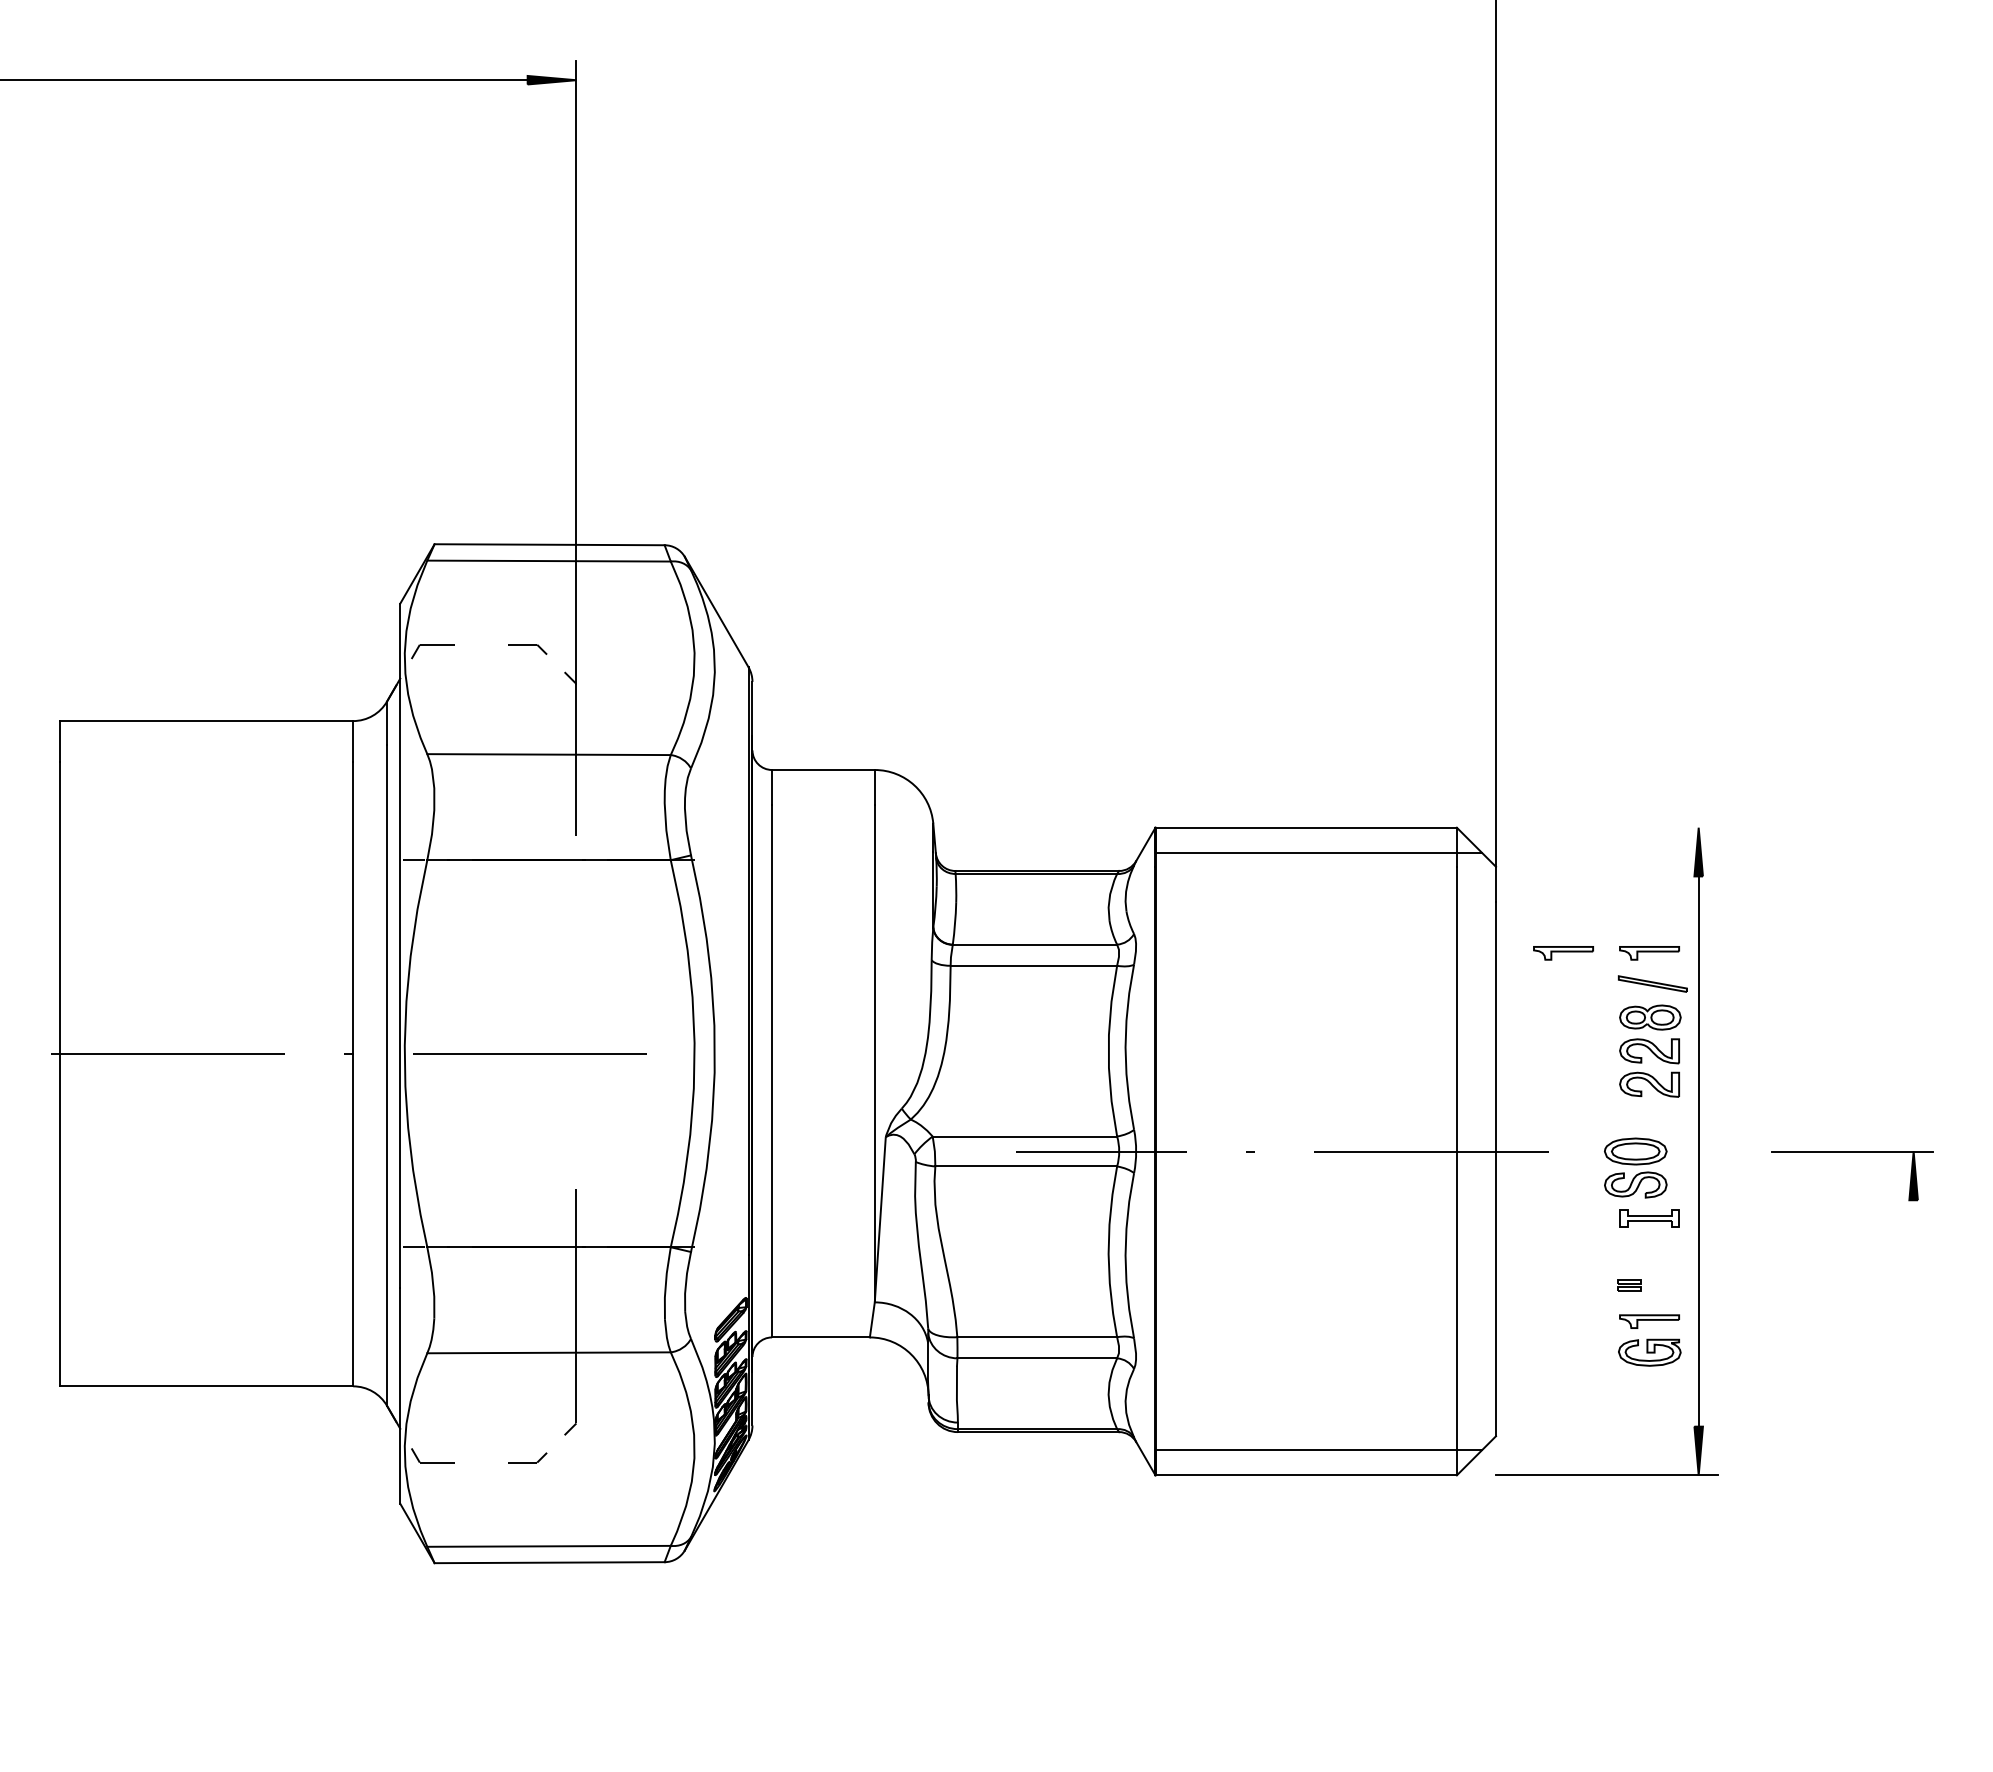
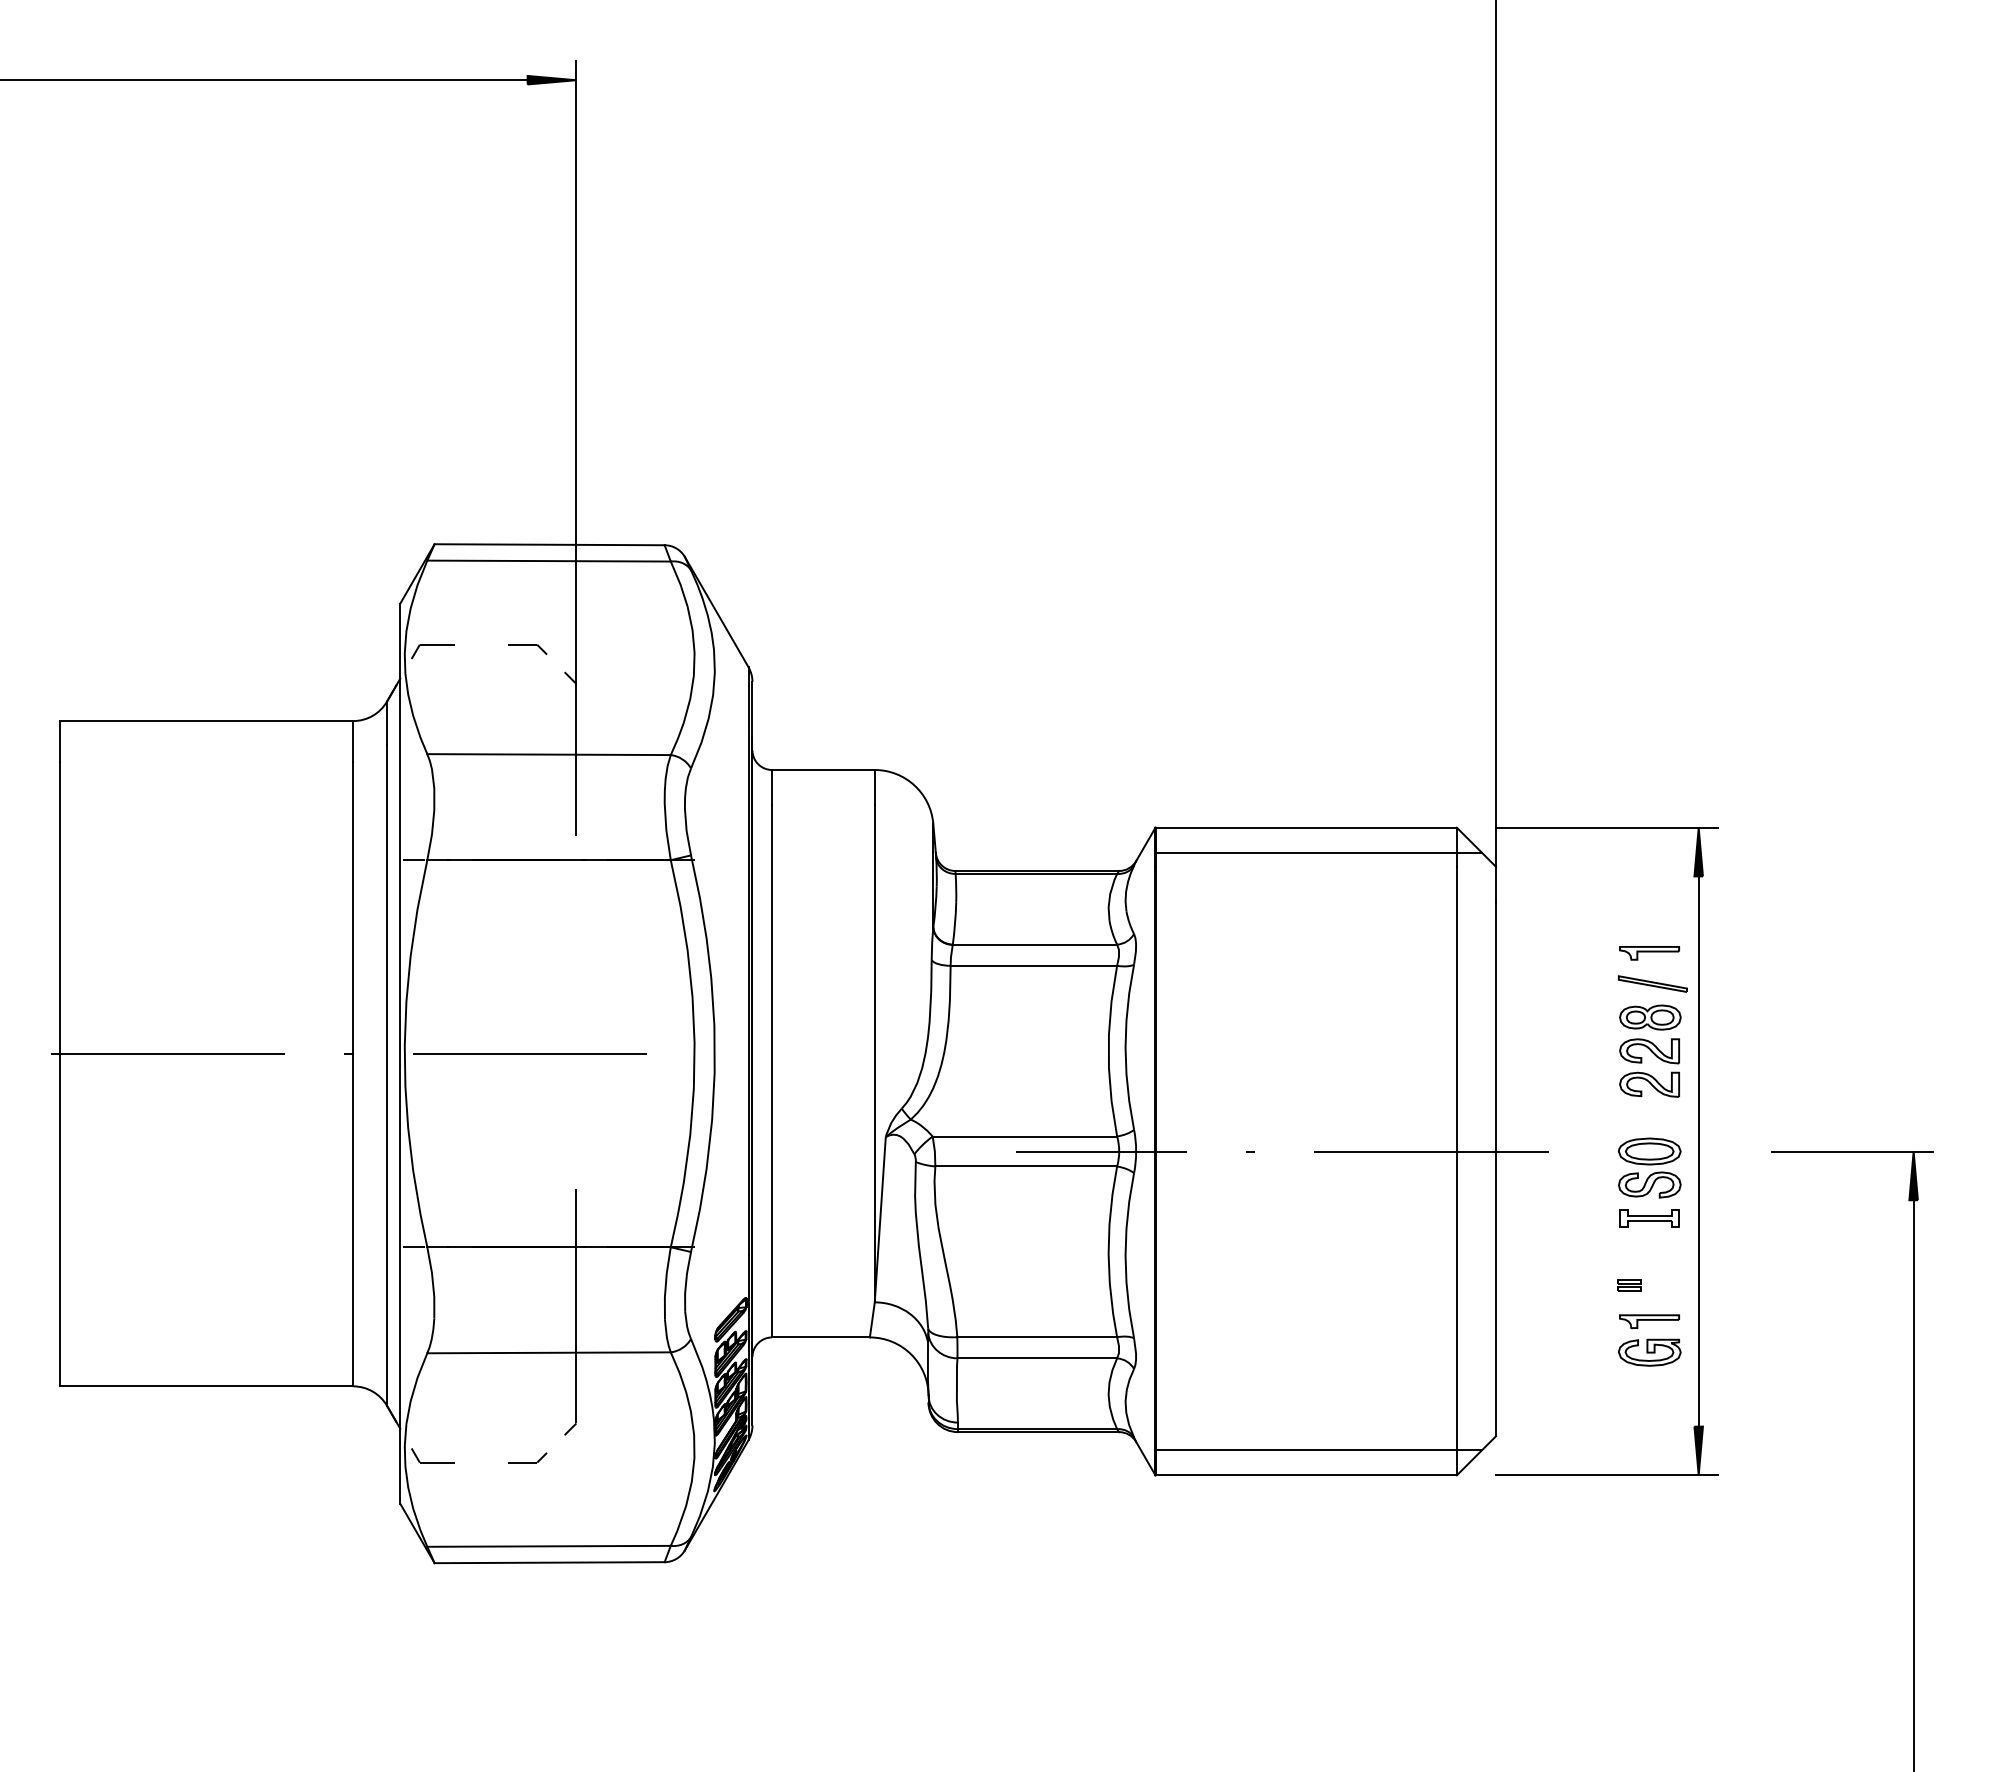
line: none -> present (1607, 827)
part: present -> none (1563, 953)
part position: (1635, 1167) -> (1649, 1167) (1649, 1167)
line: none -> present (1913, 1484)
